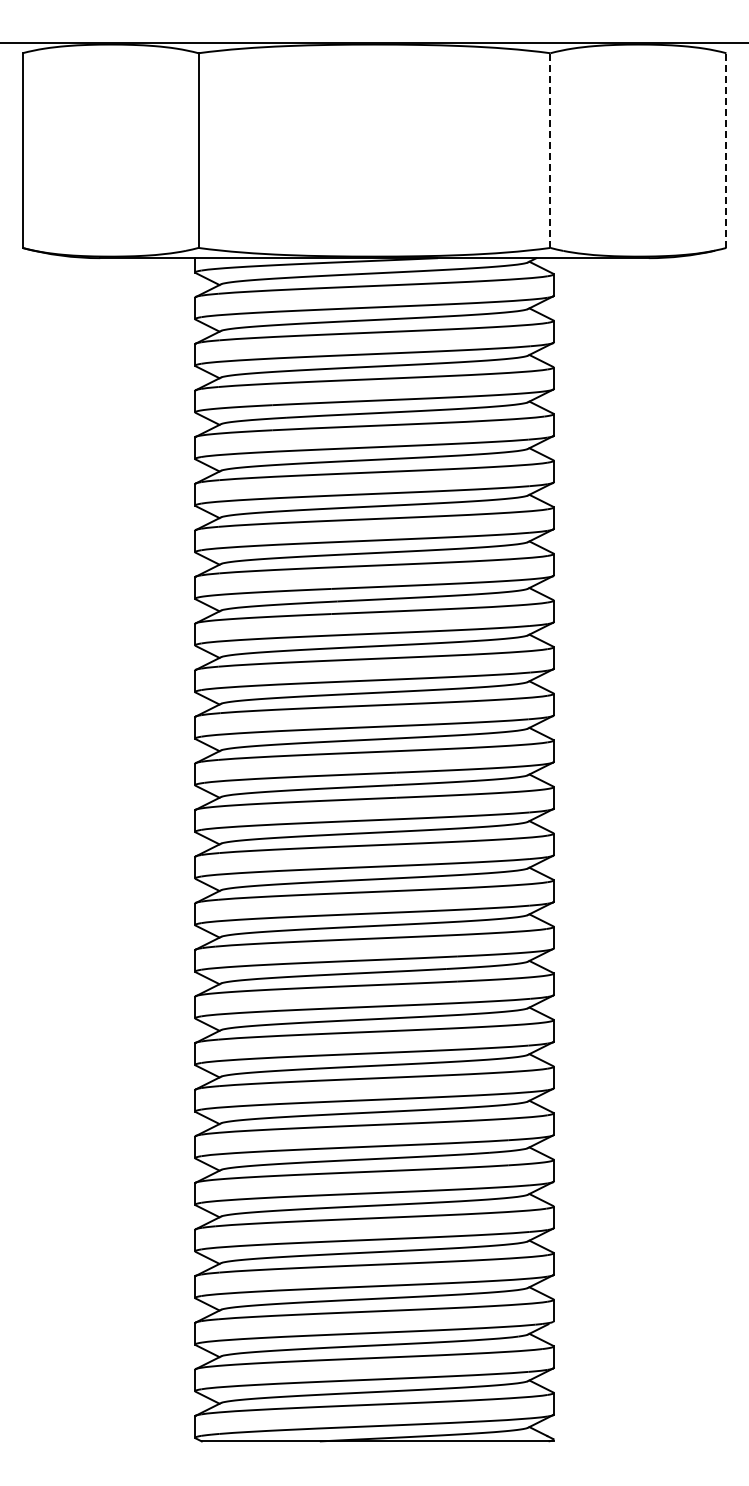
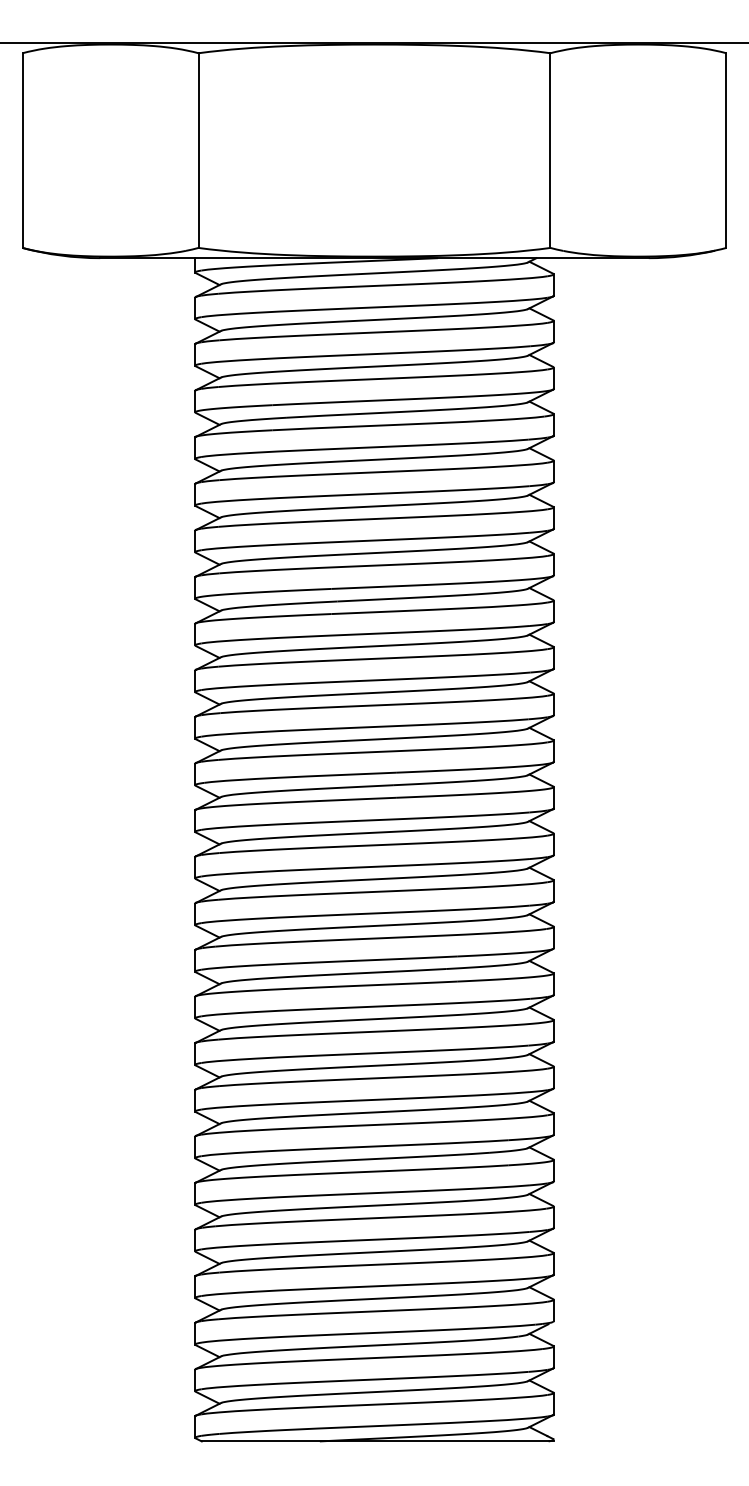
line: dashed -> solid (550, 150)
line: dashed -> solid (726, 150)
